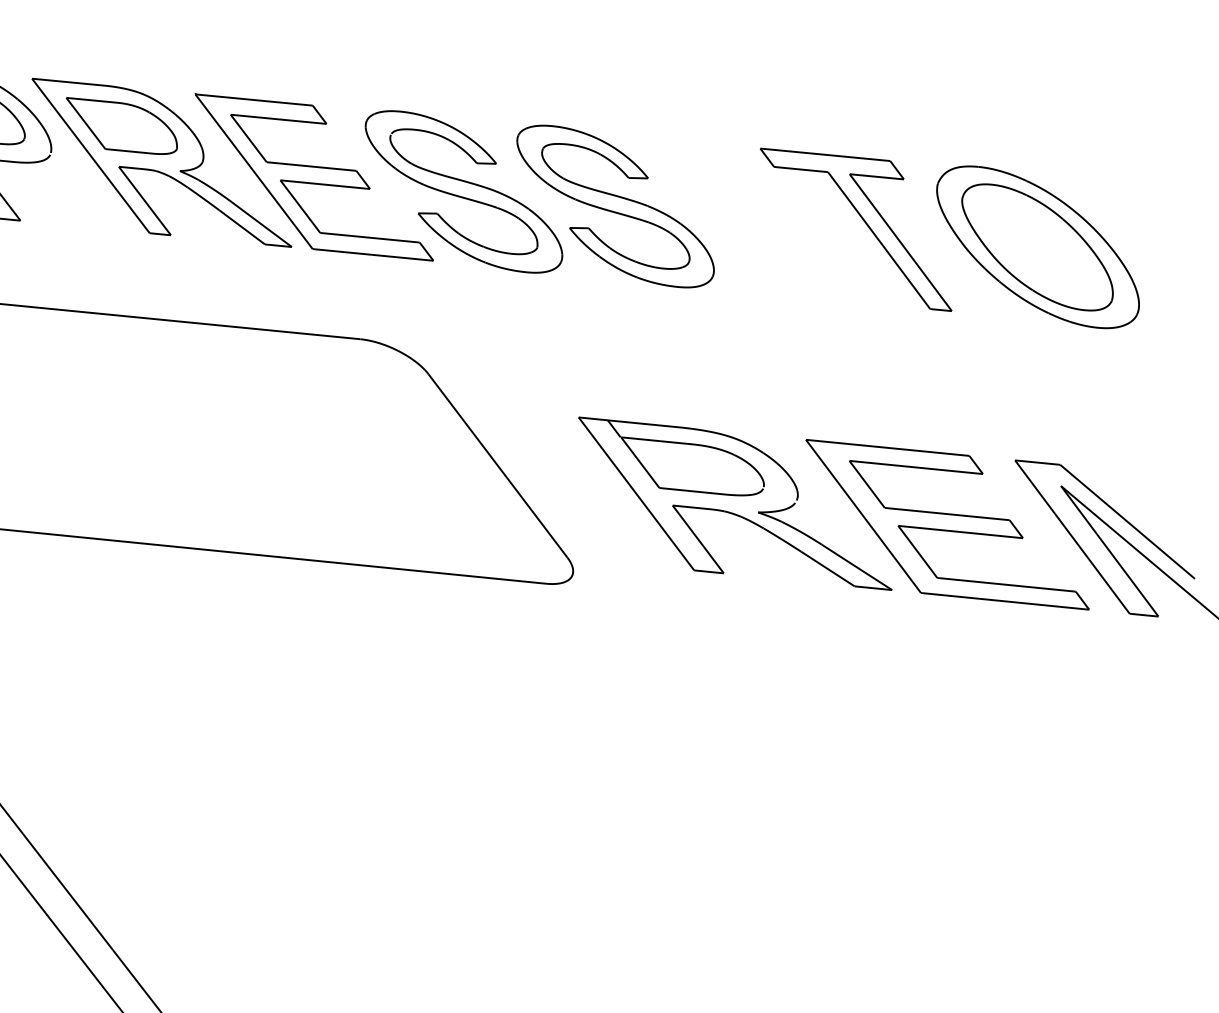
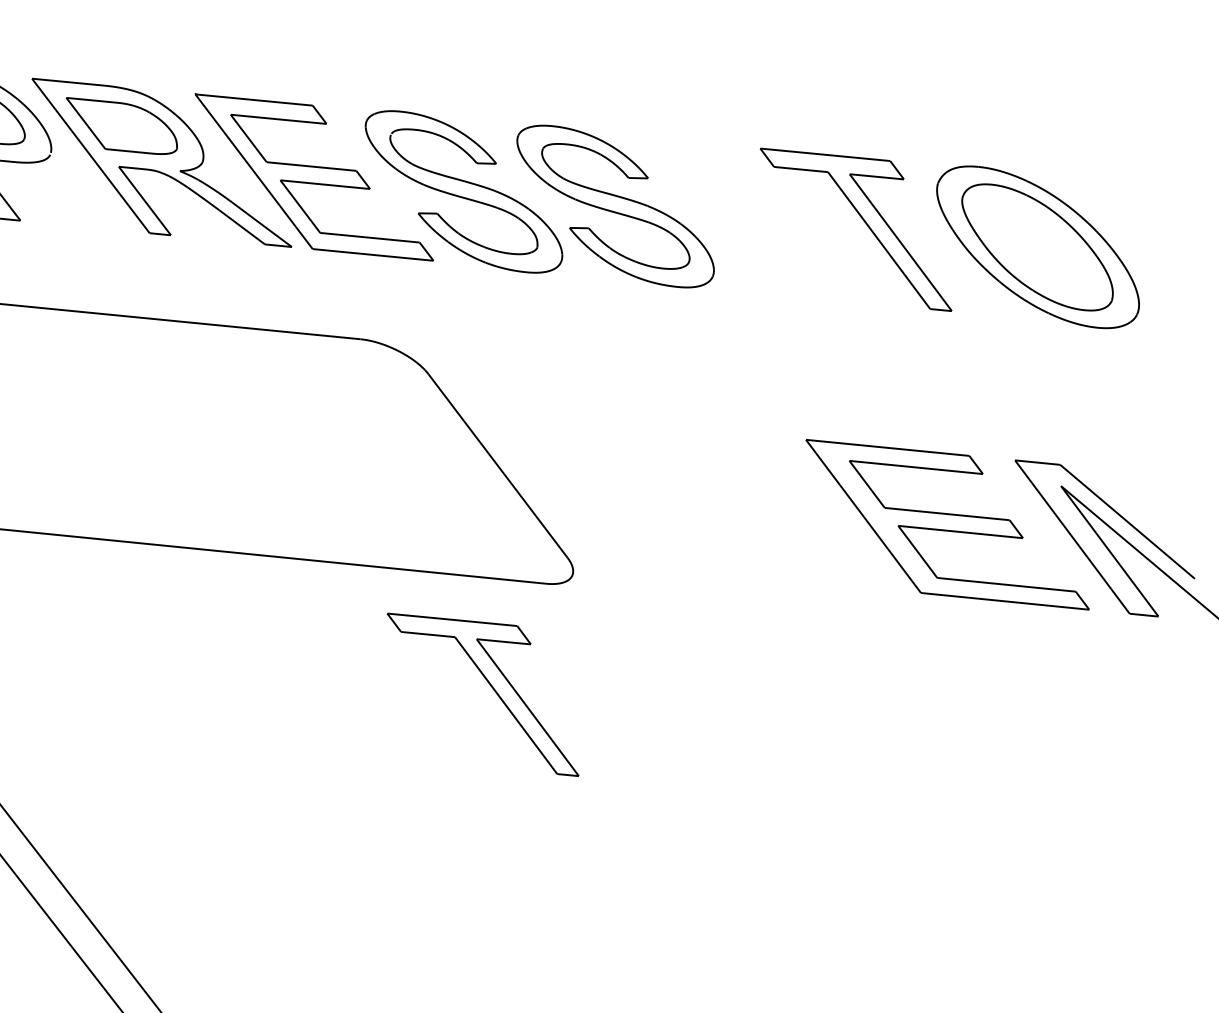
part: present -> none (735, 496)
part: none -> present (490, 686)
